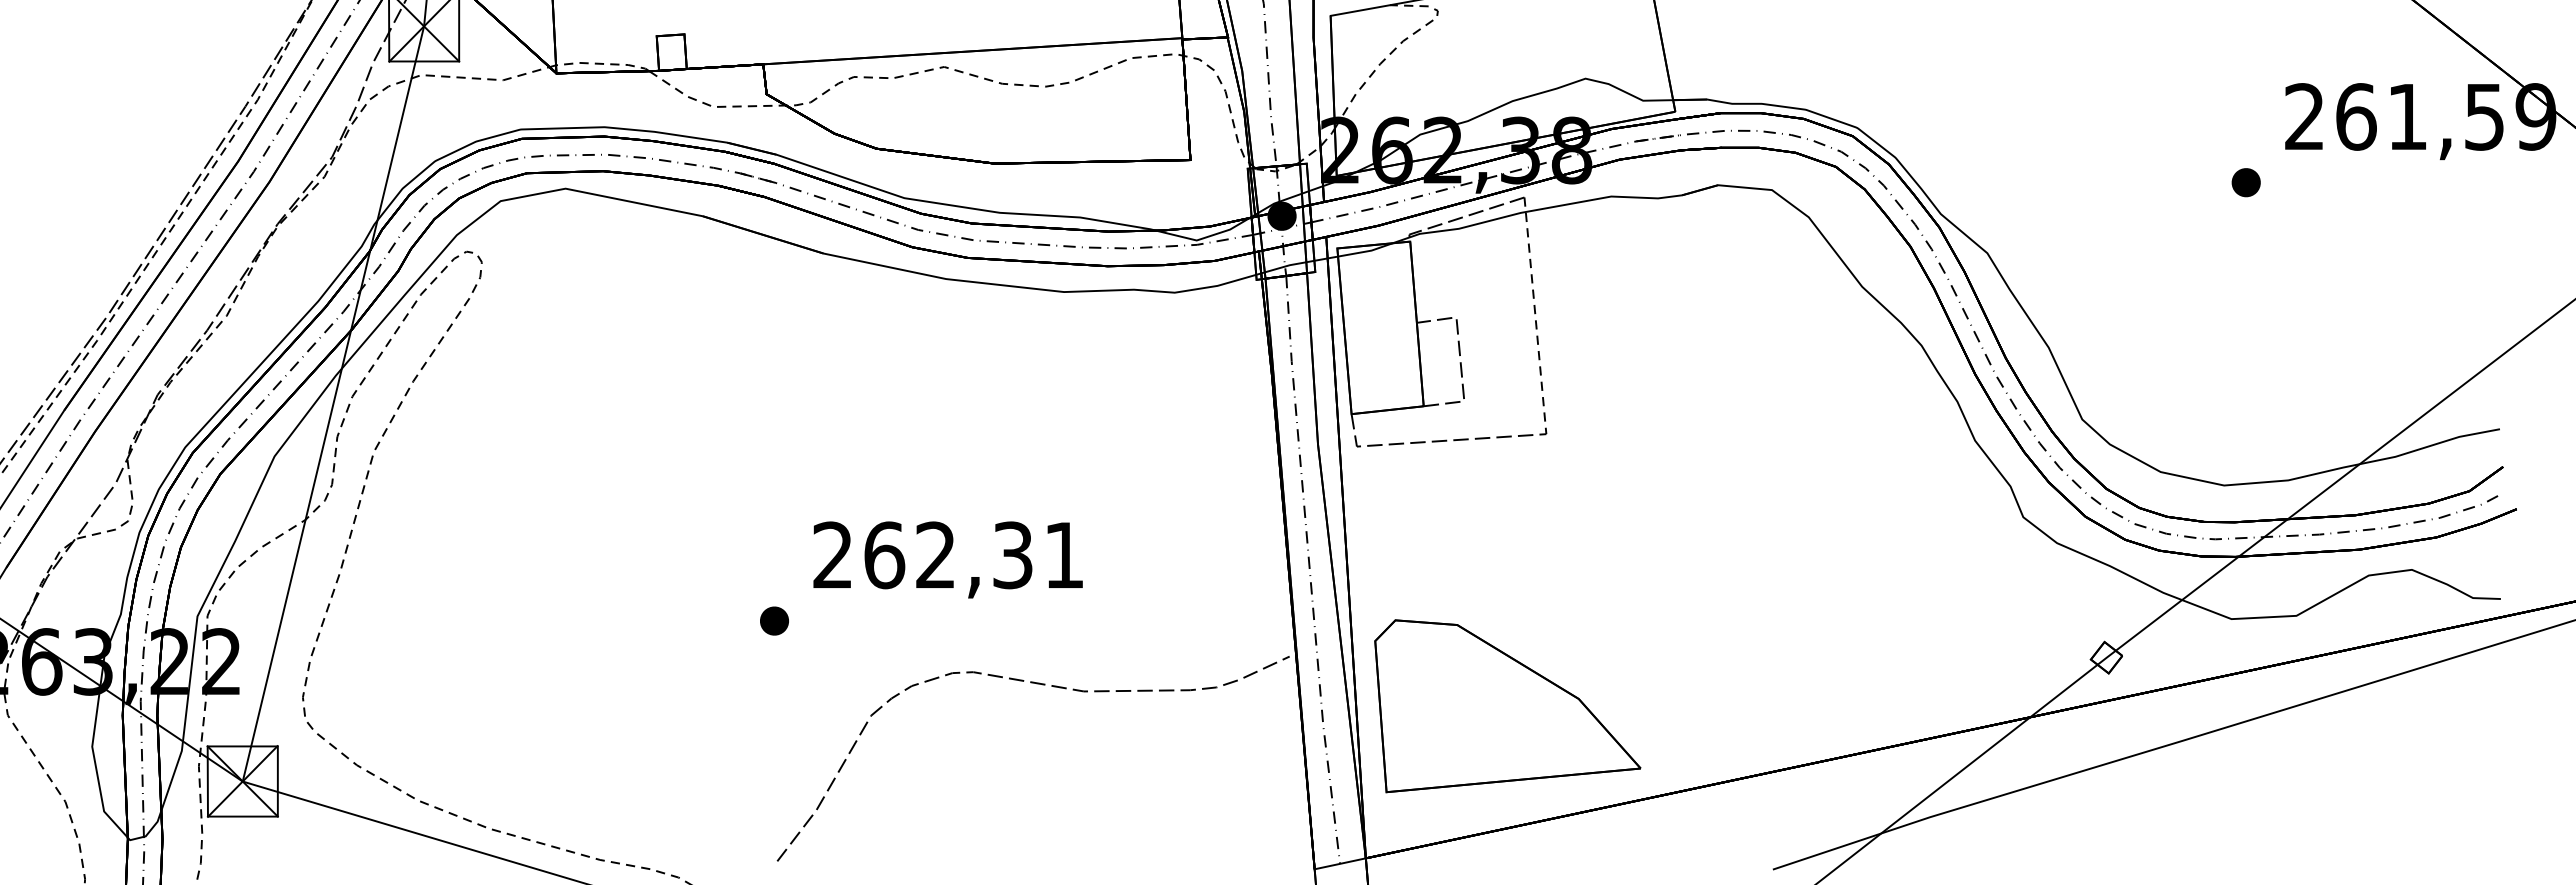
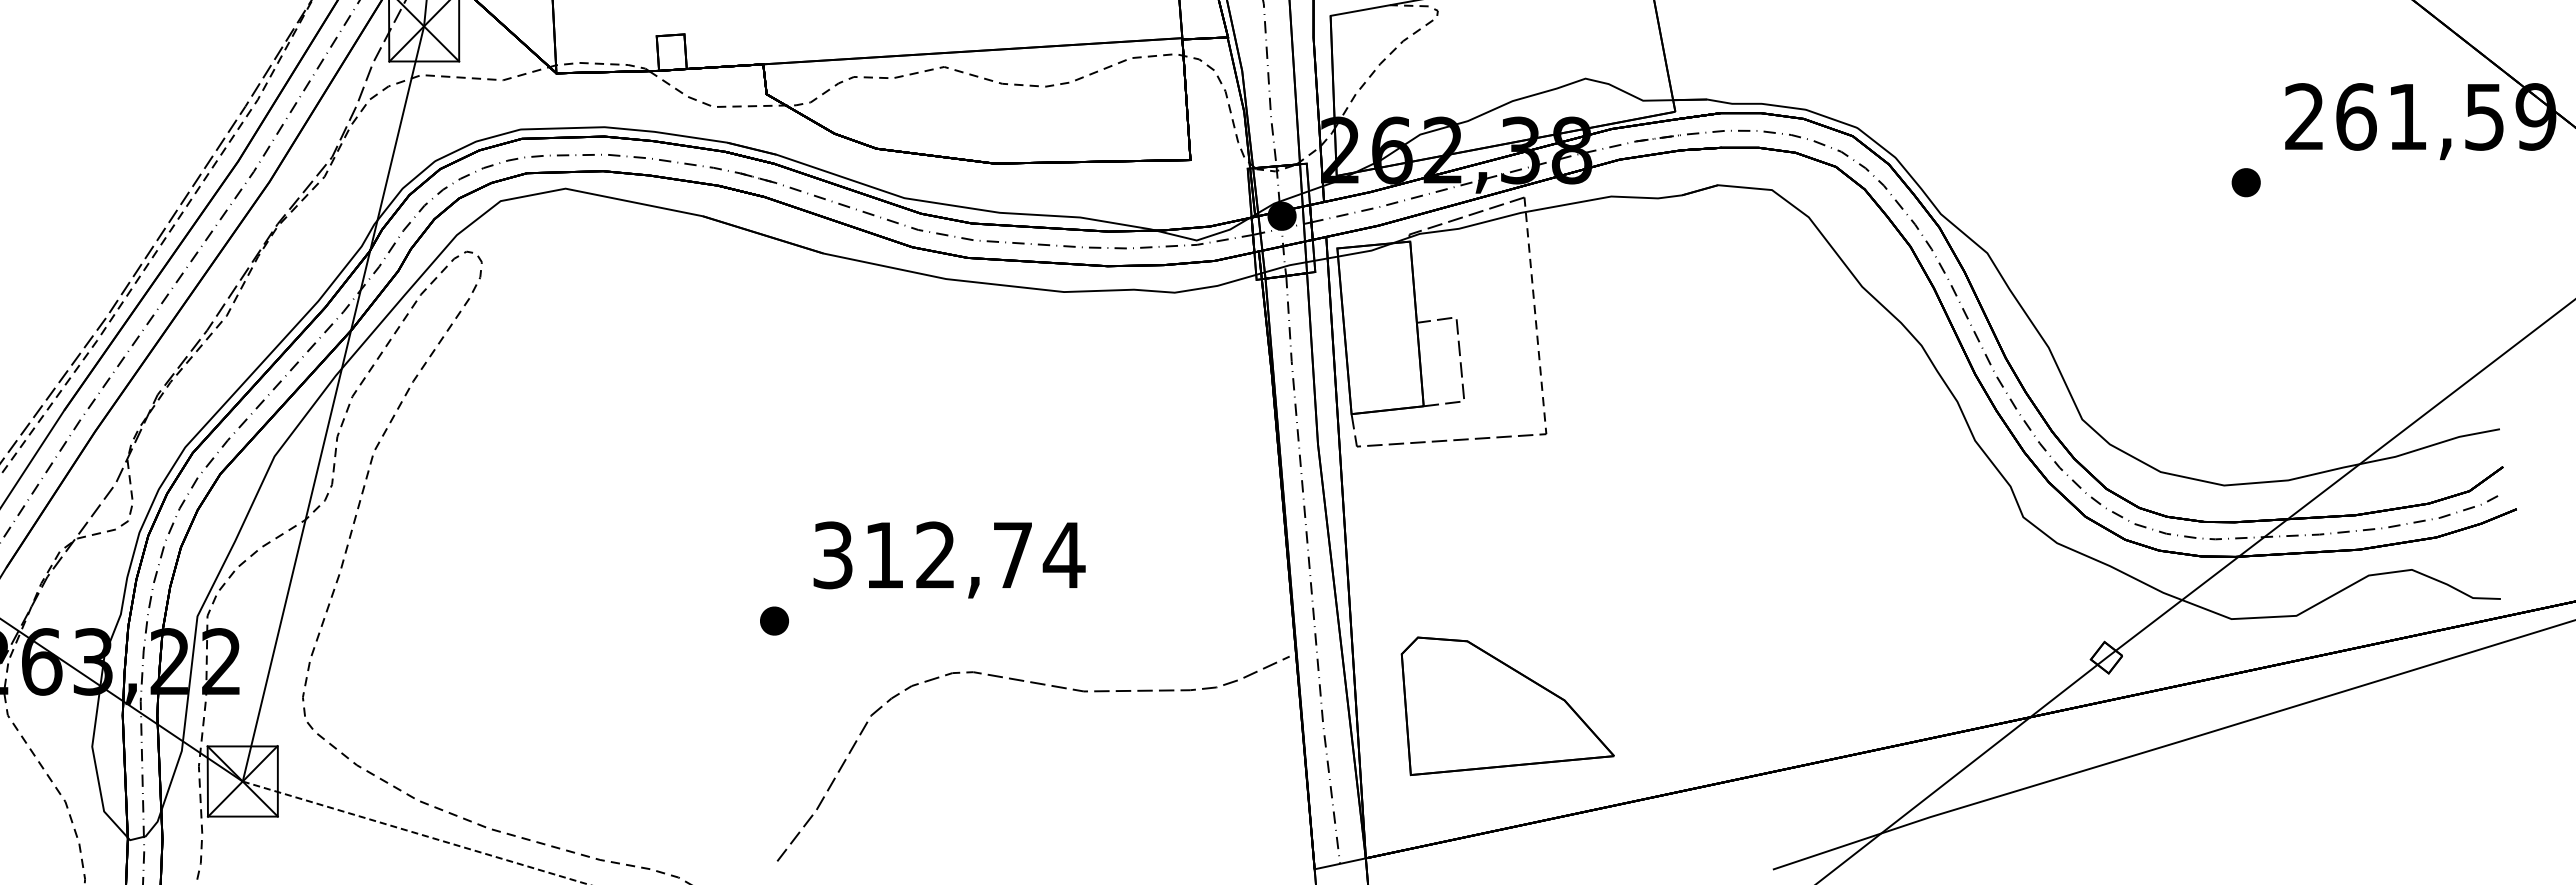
text: 262,31 -> 312,74 (949, 555)
part size: 268x175 px -> 215x140 px (1507, 705)
line: solid -> dashed (416, 833)
